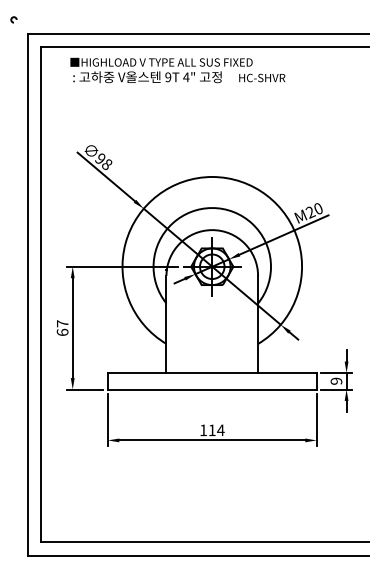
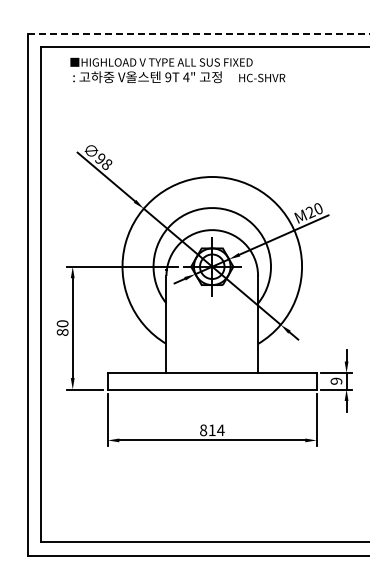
arc: present -> none (13, 18)
line: solid -> dashed (198, 33)
text: 67 -> 80 (62, 327)
text: 114 -> 814 (203, 430)
